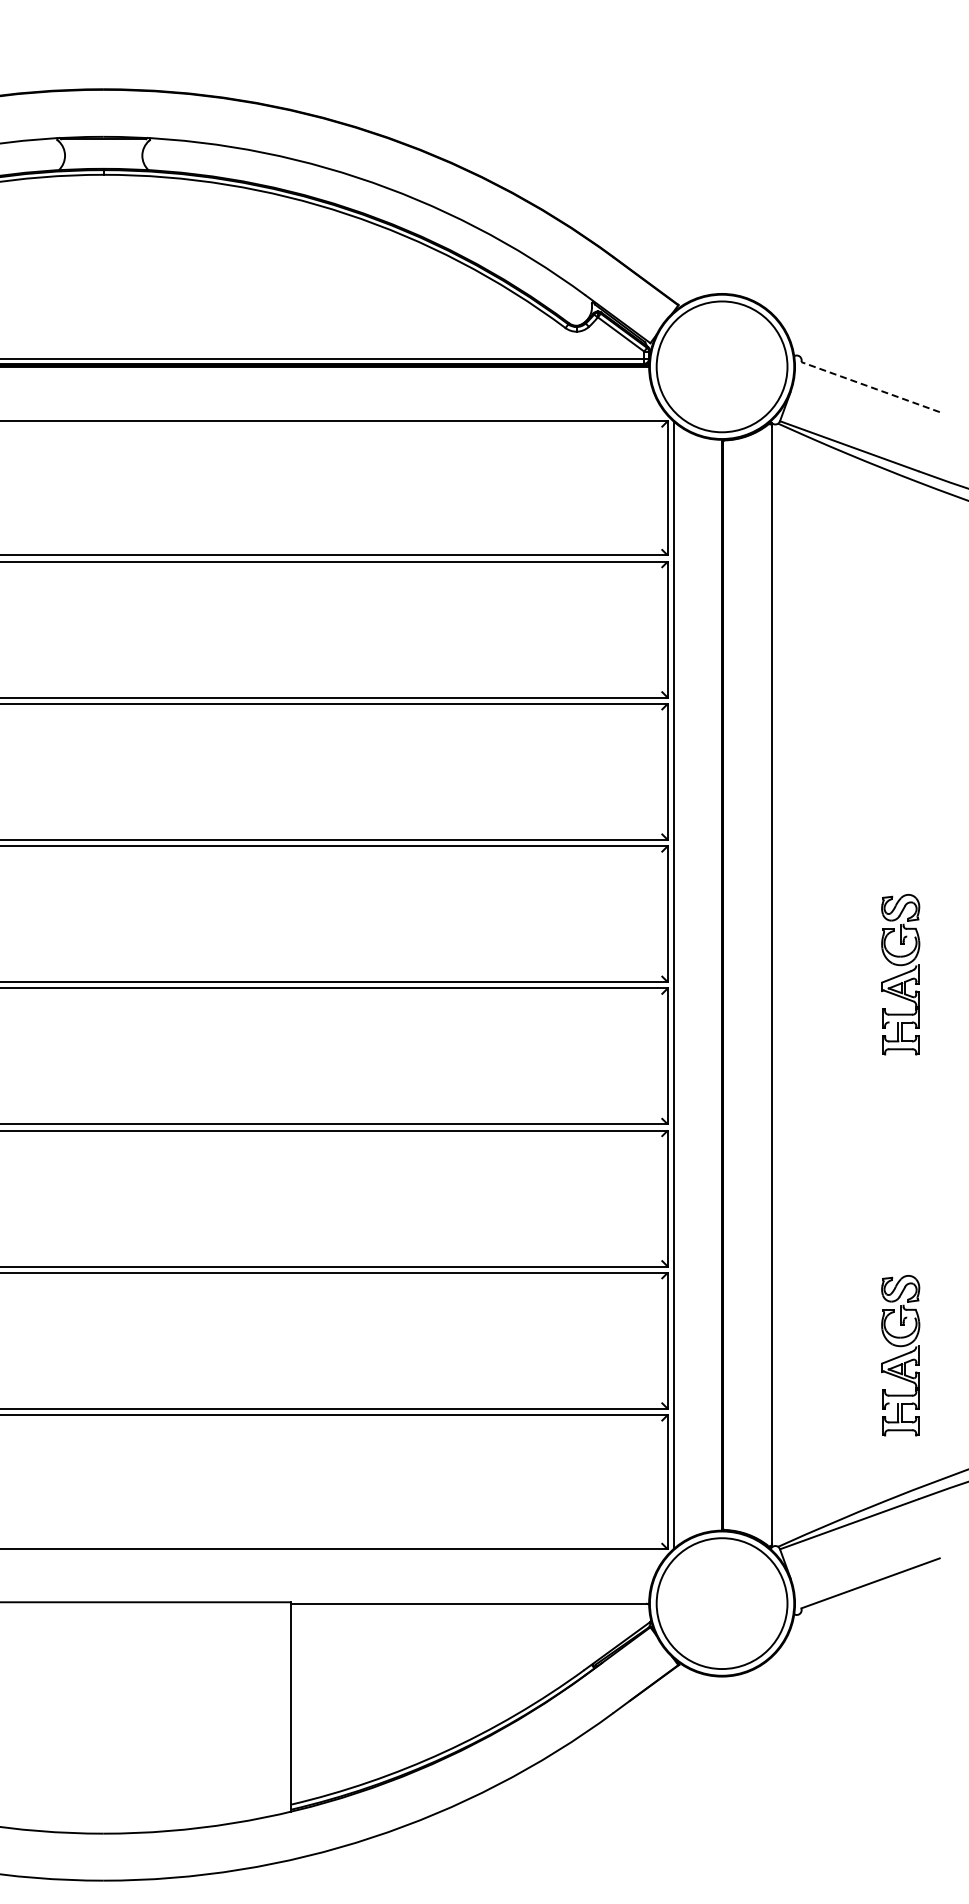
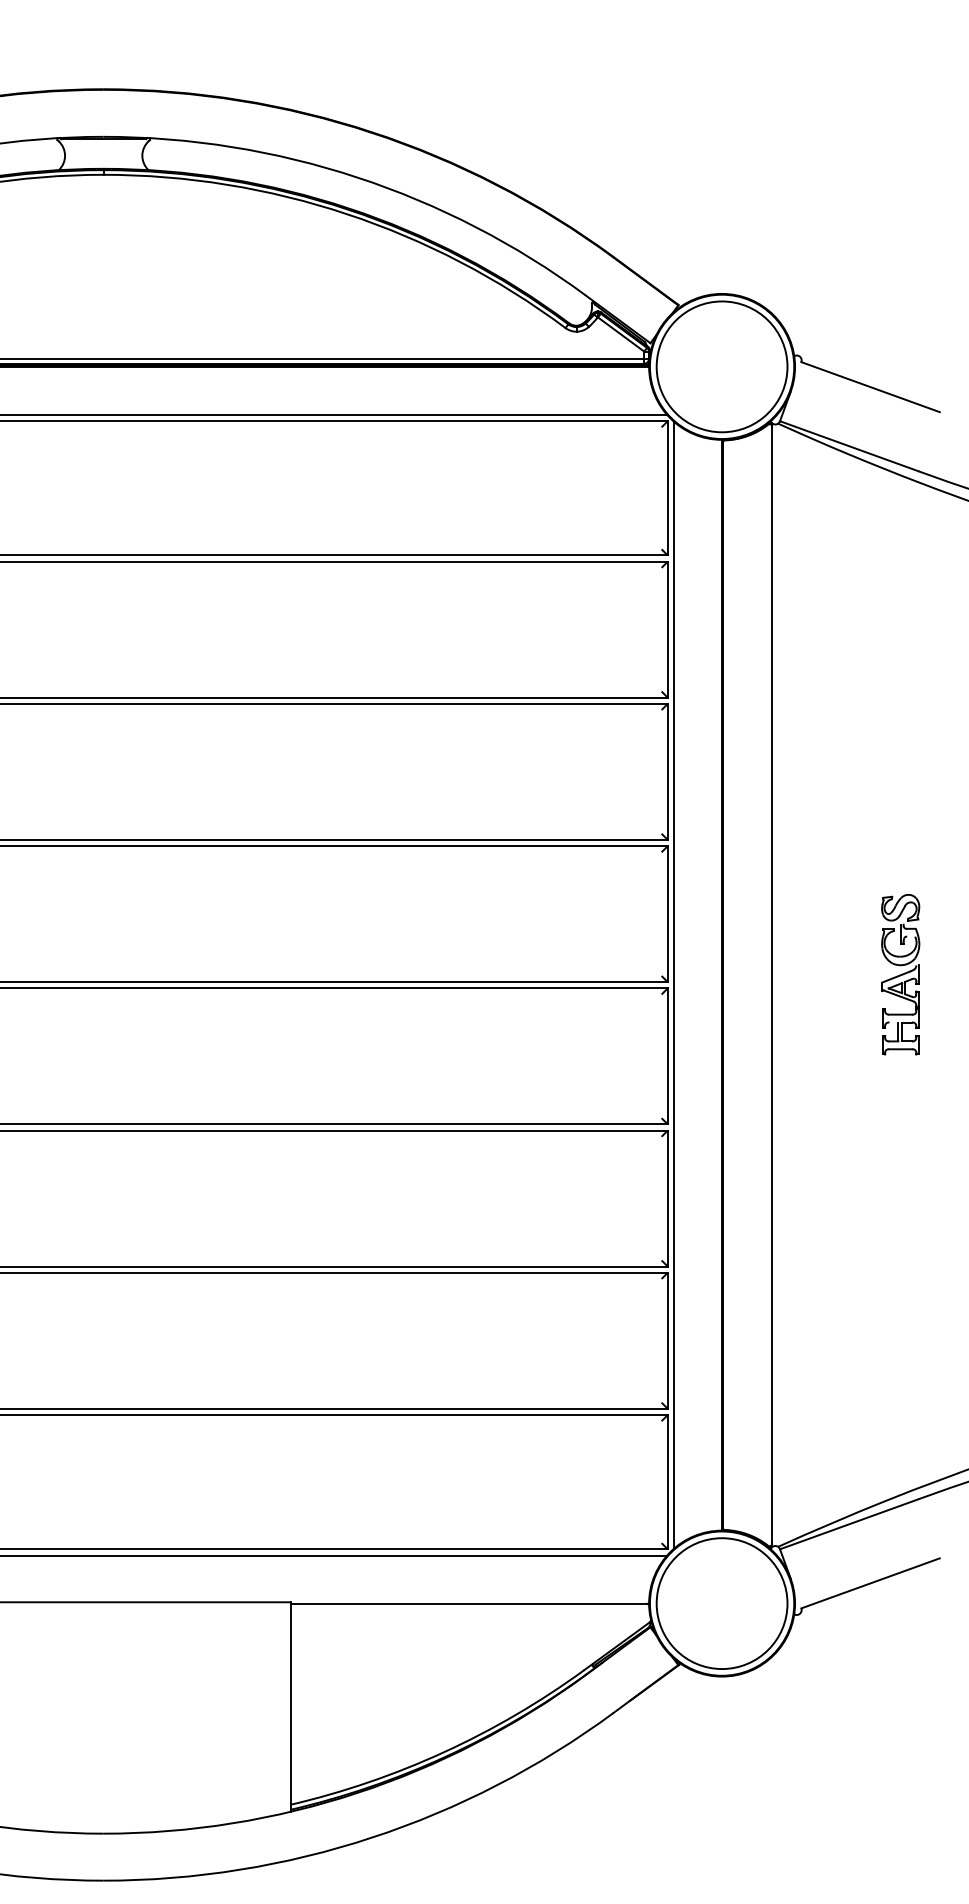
line: dashed -> solid (870, 387)
line: none -> present (334, 414)
part: present -> none (900, 1355)
line: none -> present (334, 1555)
